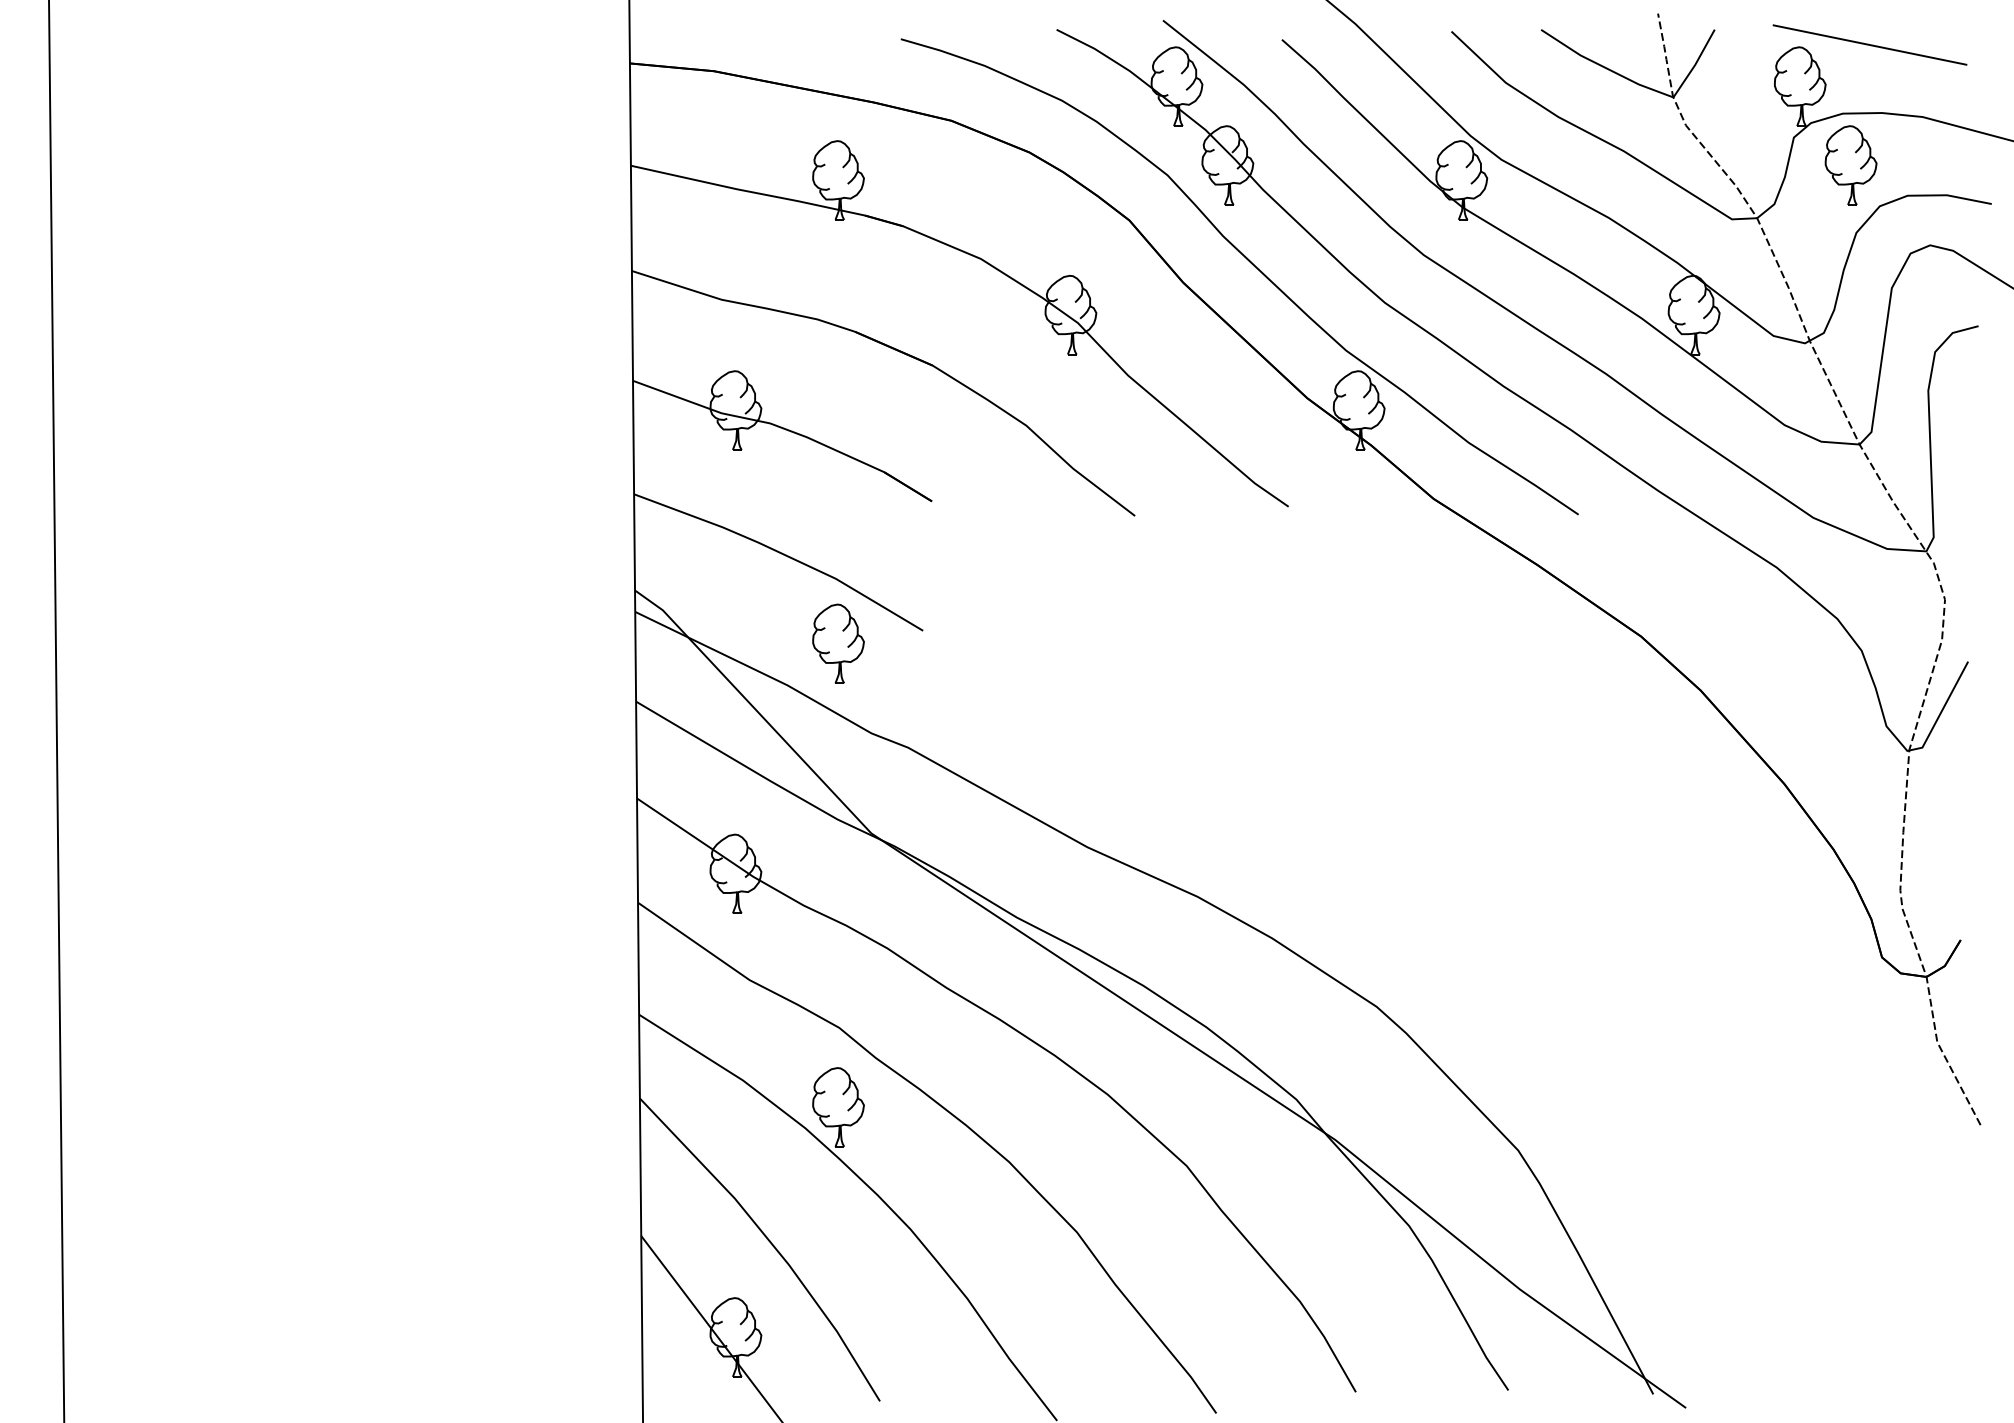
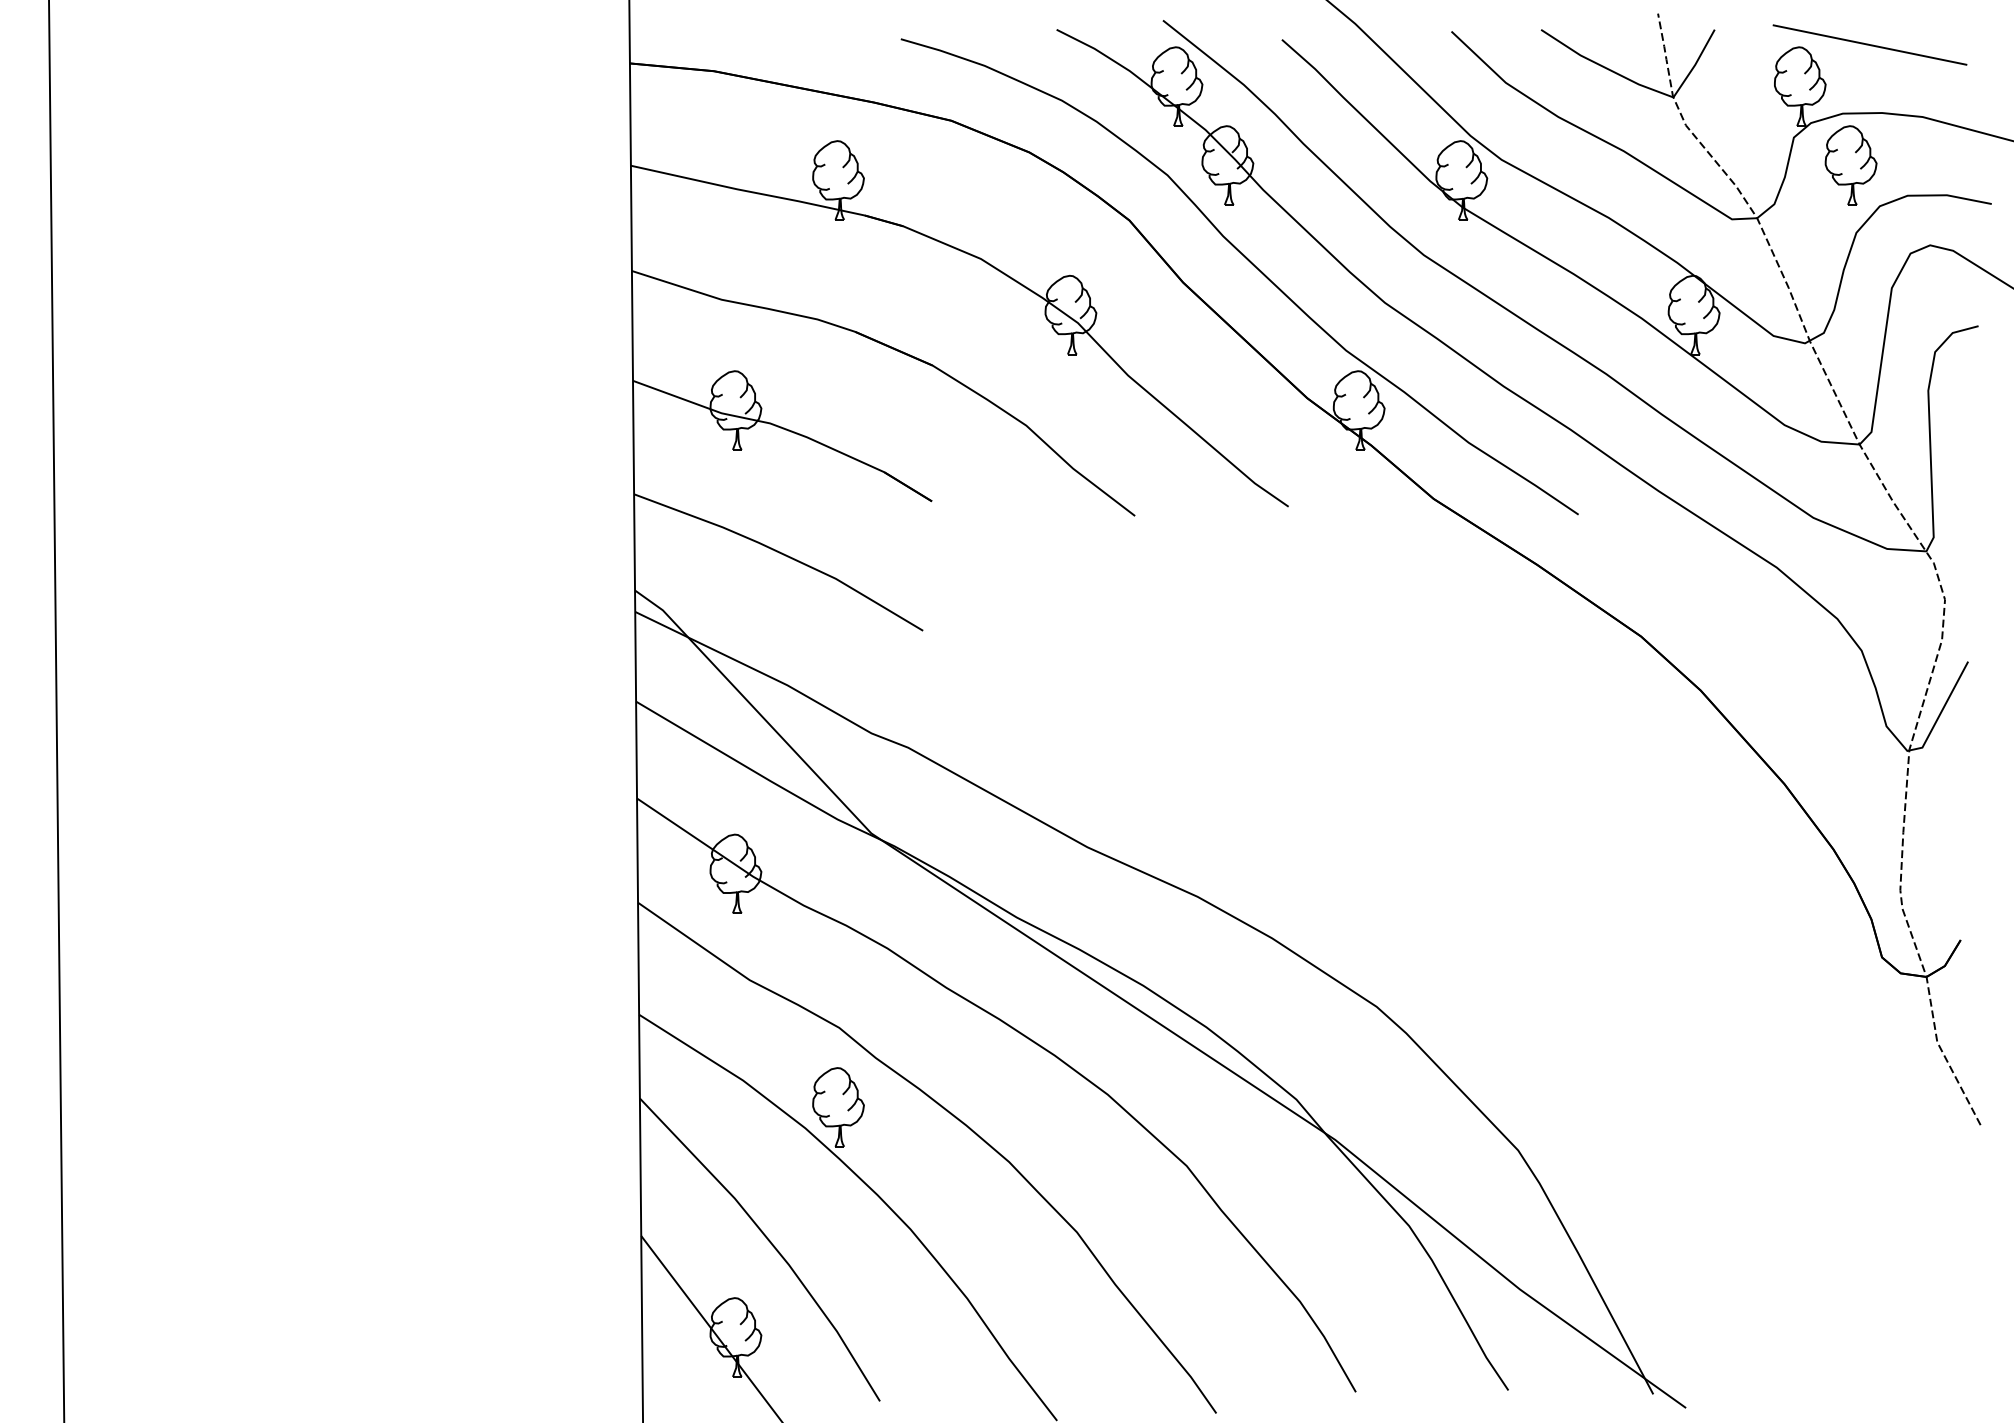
part: present -> none (838, 643)
